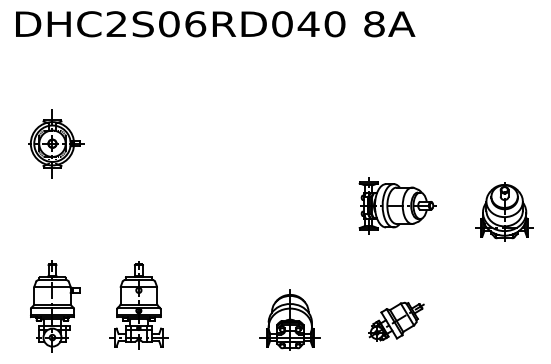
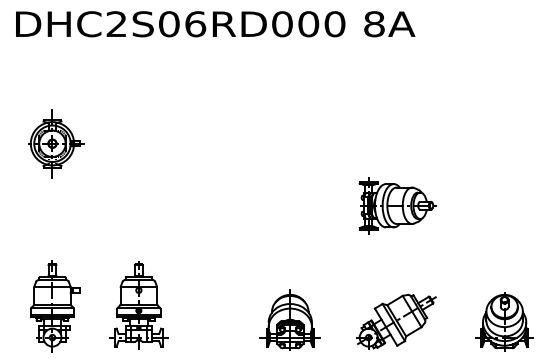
text: DHC2S06RD040 -> DHC2S06RD000 (308, 24)
part position: (504, 211) -> (504, 321) (504, 321)
part size: 57x41 px -> 81x57 px (396, 321)
